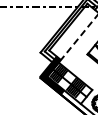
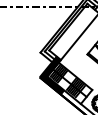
line: dashed -> solid (79, 37)
